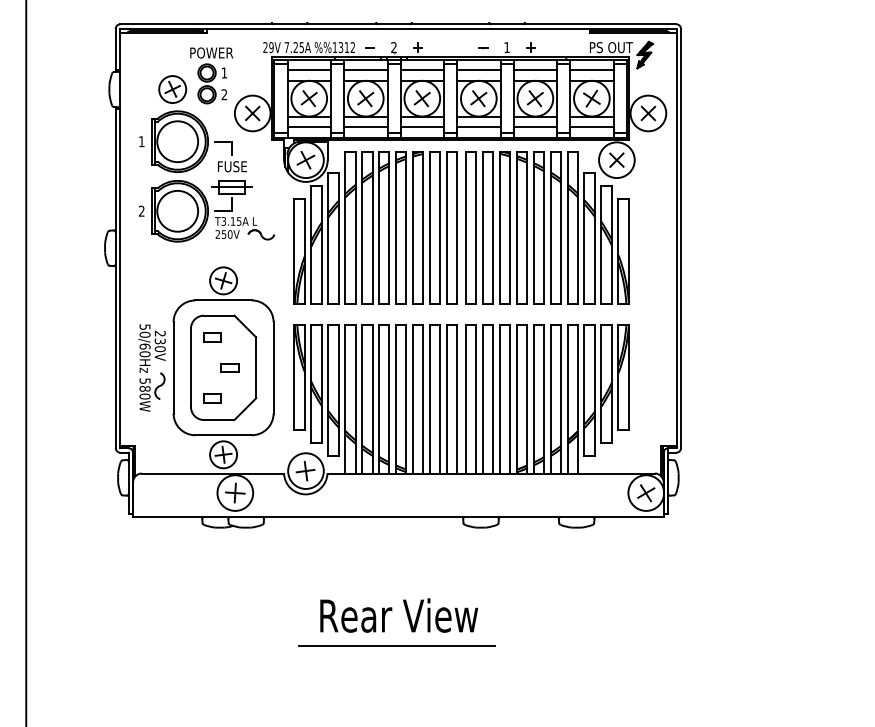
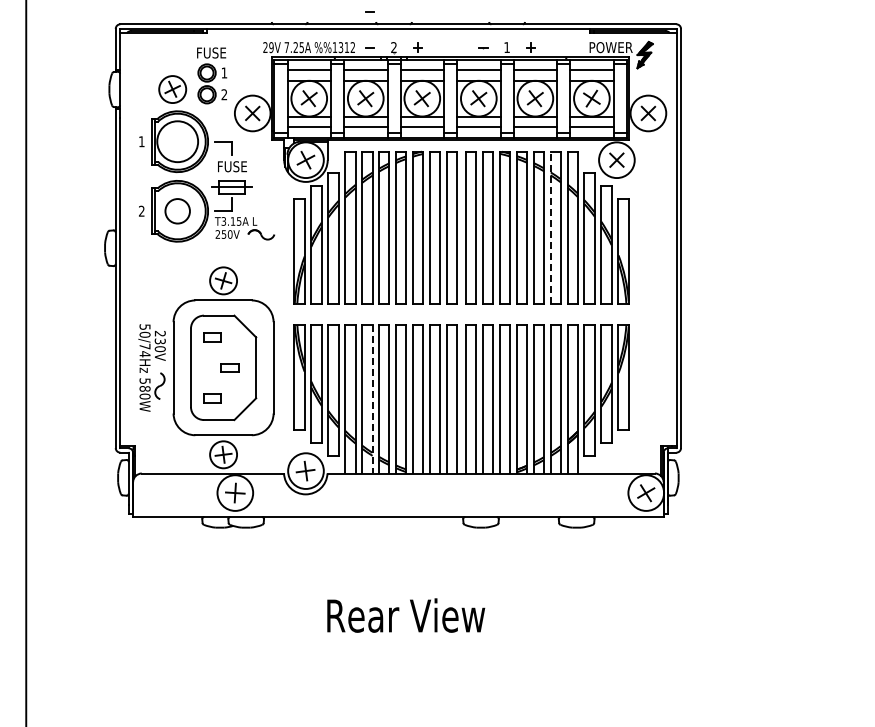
line: none -> present (369, 11)
text: PS OUT -> POWER (611, 47)
text: POWER -> FUSE (211, 52)
circle diameter: 41 px -> 25 px (177, 211)
line: solid -> dashed (550, 227)
text: 50/60Hz -> 50/74Hz (144, 350)
line: solid -> dashed (372, 399)
text position: (399, 615) -> (406, 615) (406, 615)
line: present -> none (396, 645)
